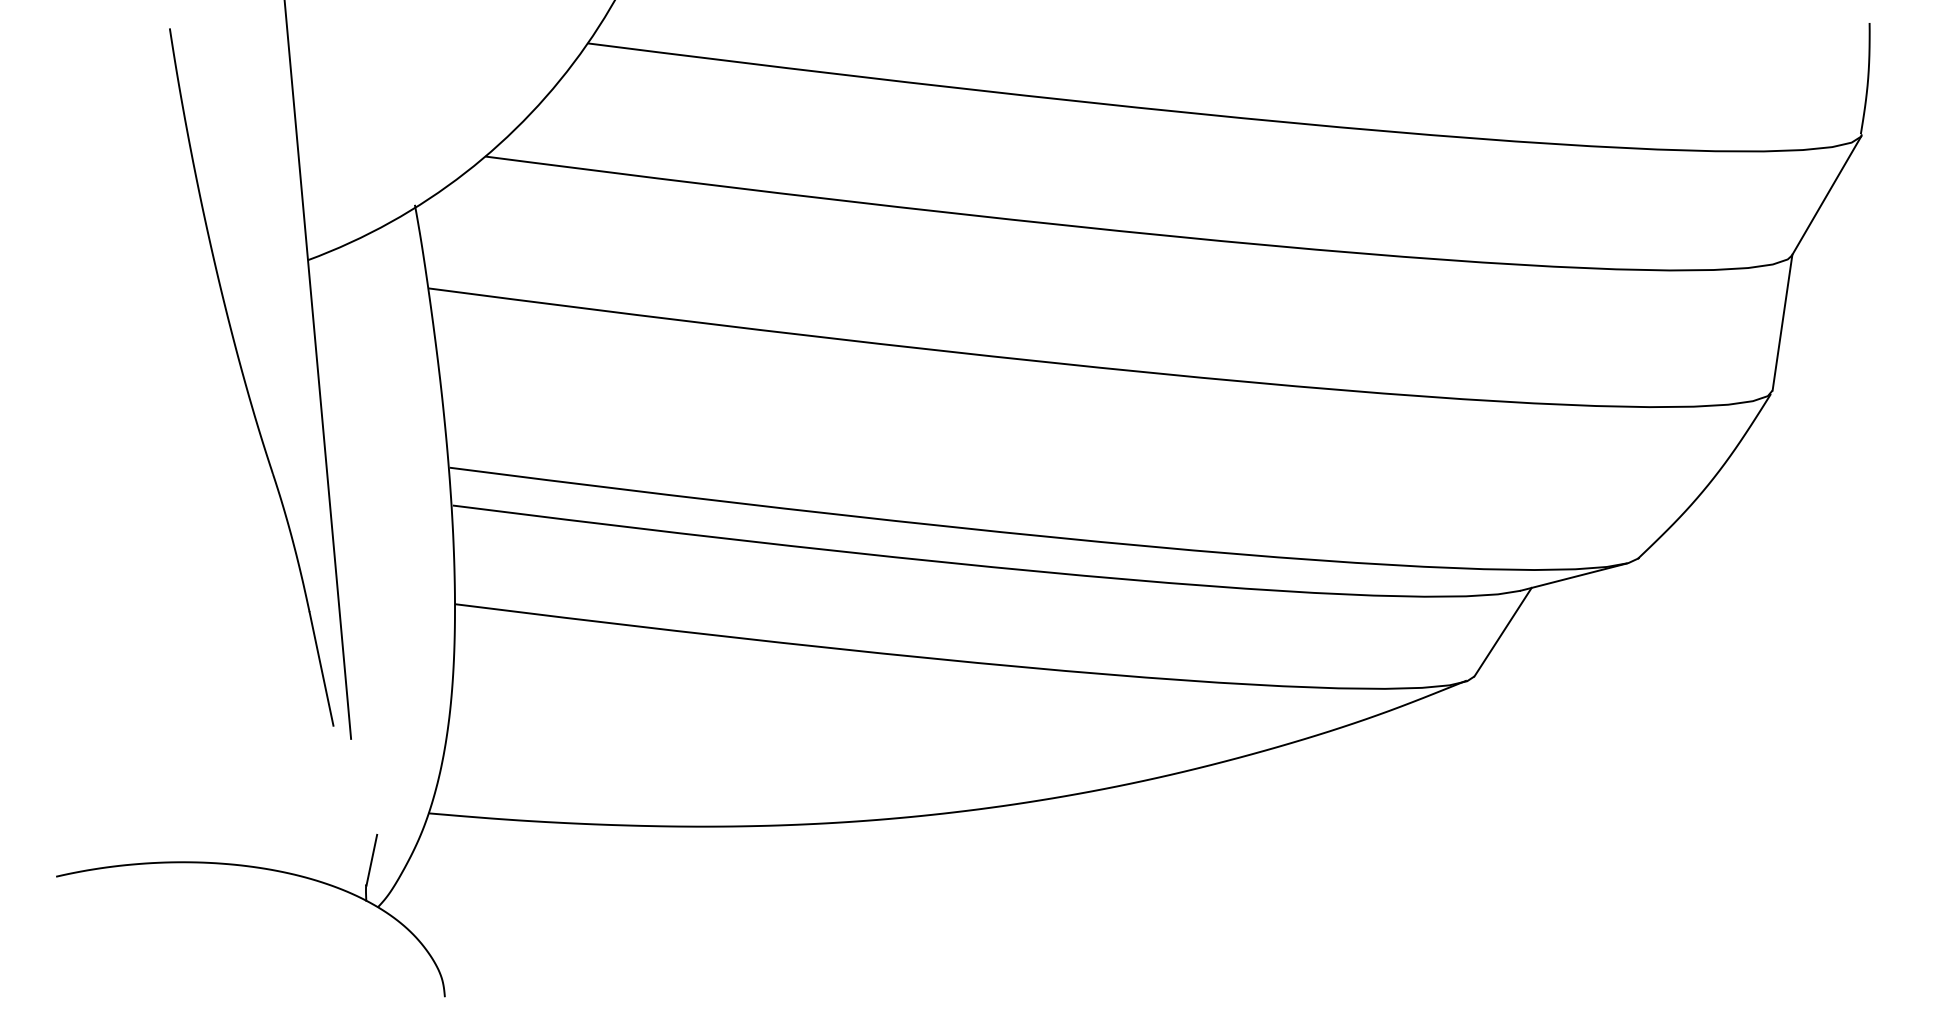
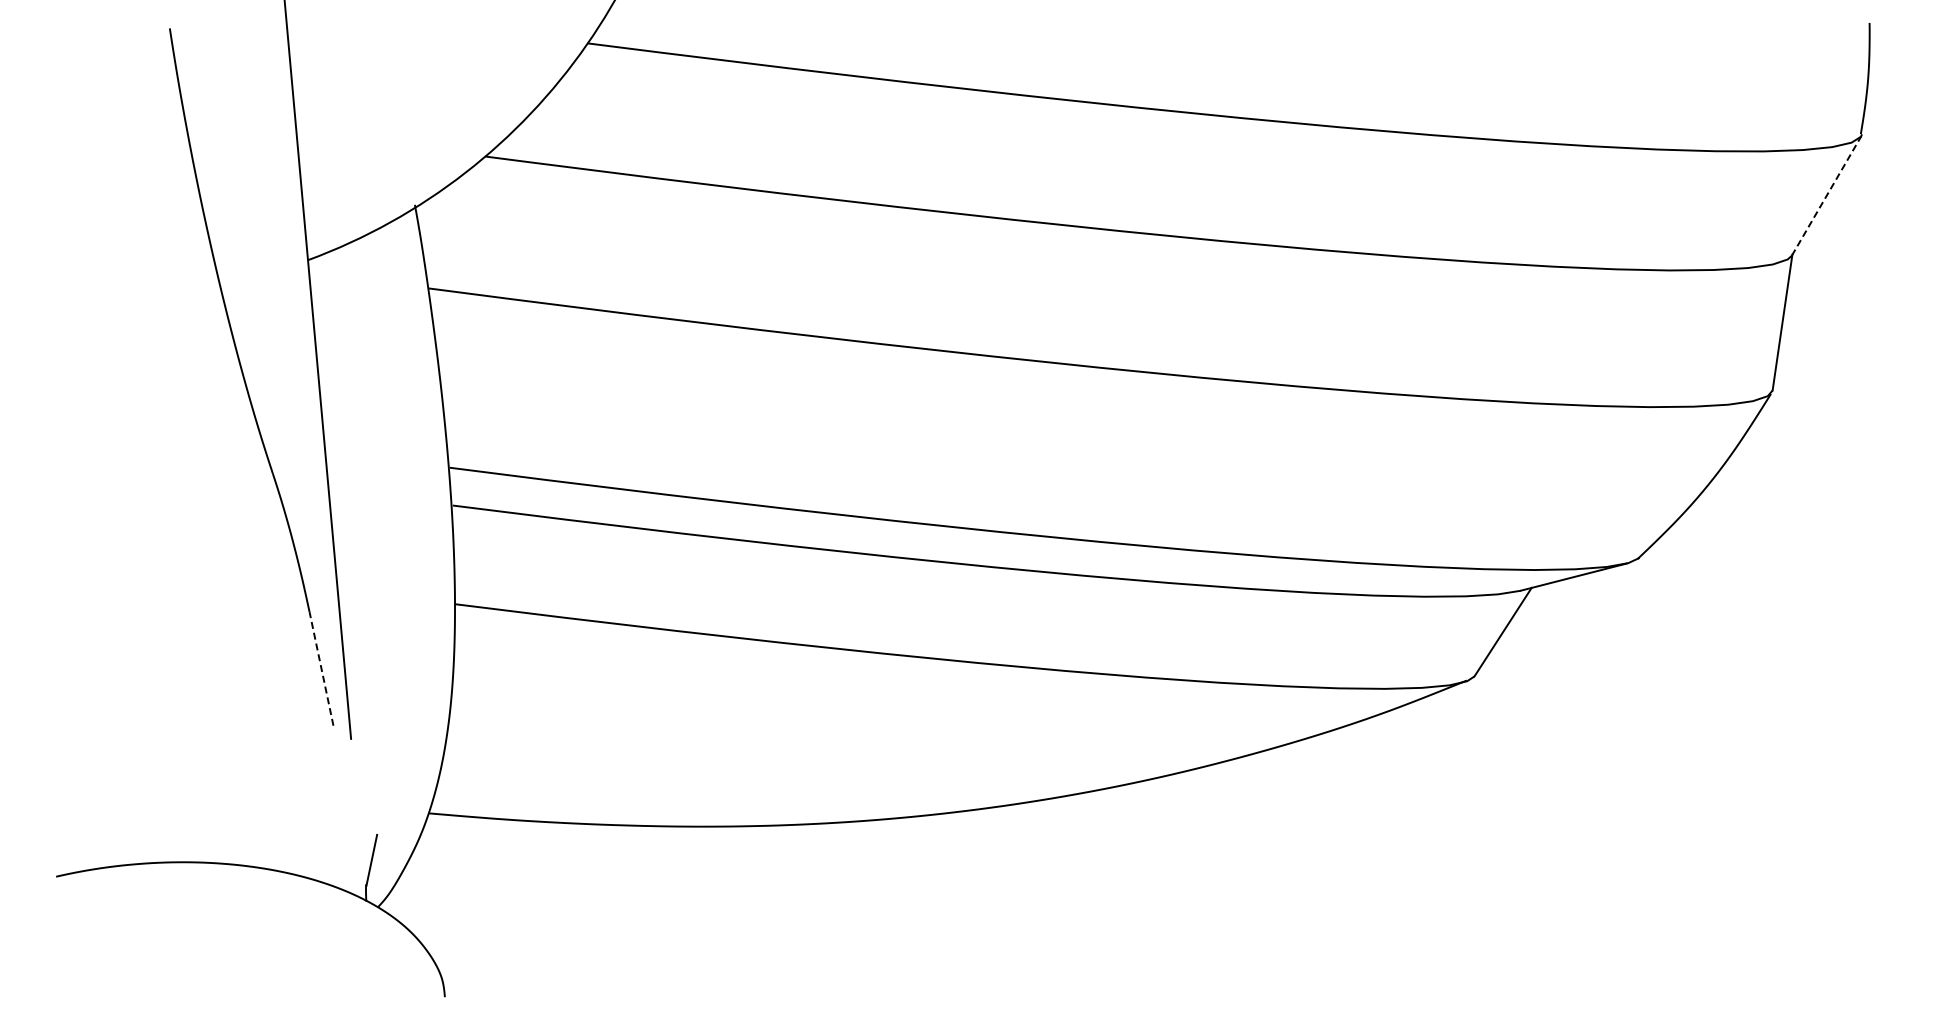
line: solid -> dashed (1826, 195)
line: solid -> dashed (321, 668)
